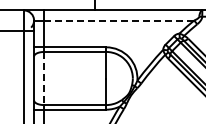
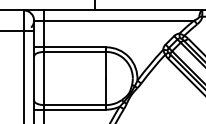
line: dashed -> solid (118, 20)
line: dashed -> solid (44, 78)
